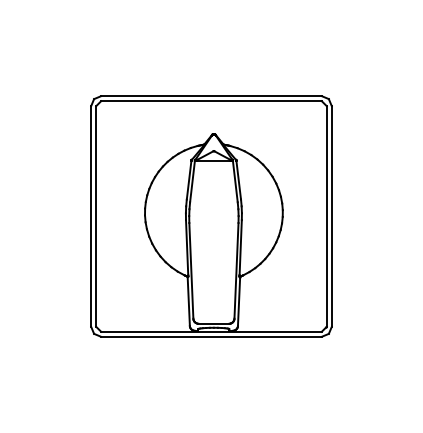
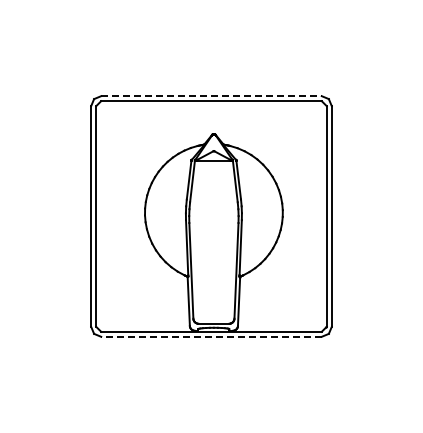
line: solid -> dashed (211, 96)
line: solid -> dashed (211, 336)
